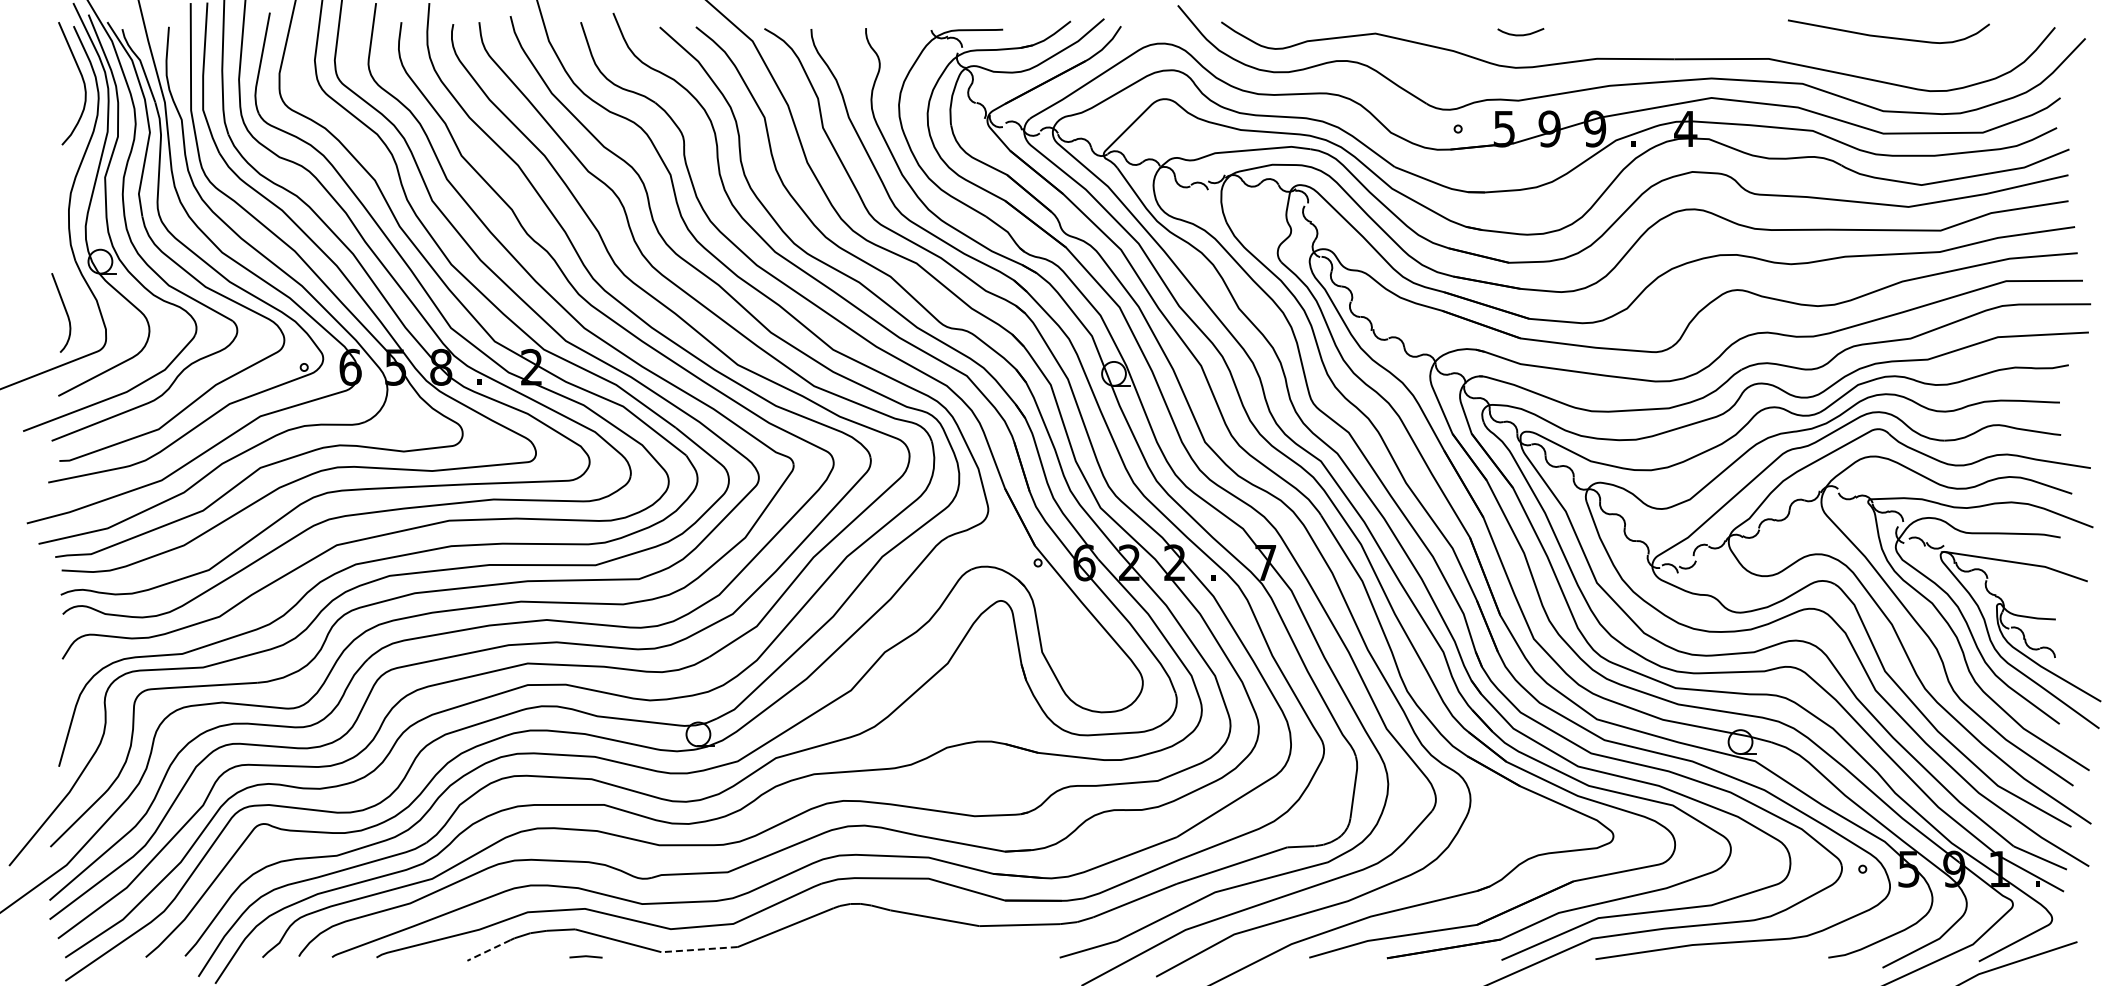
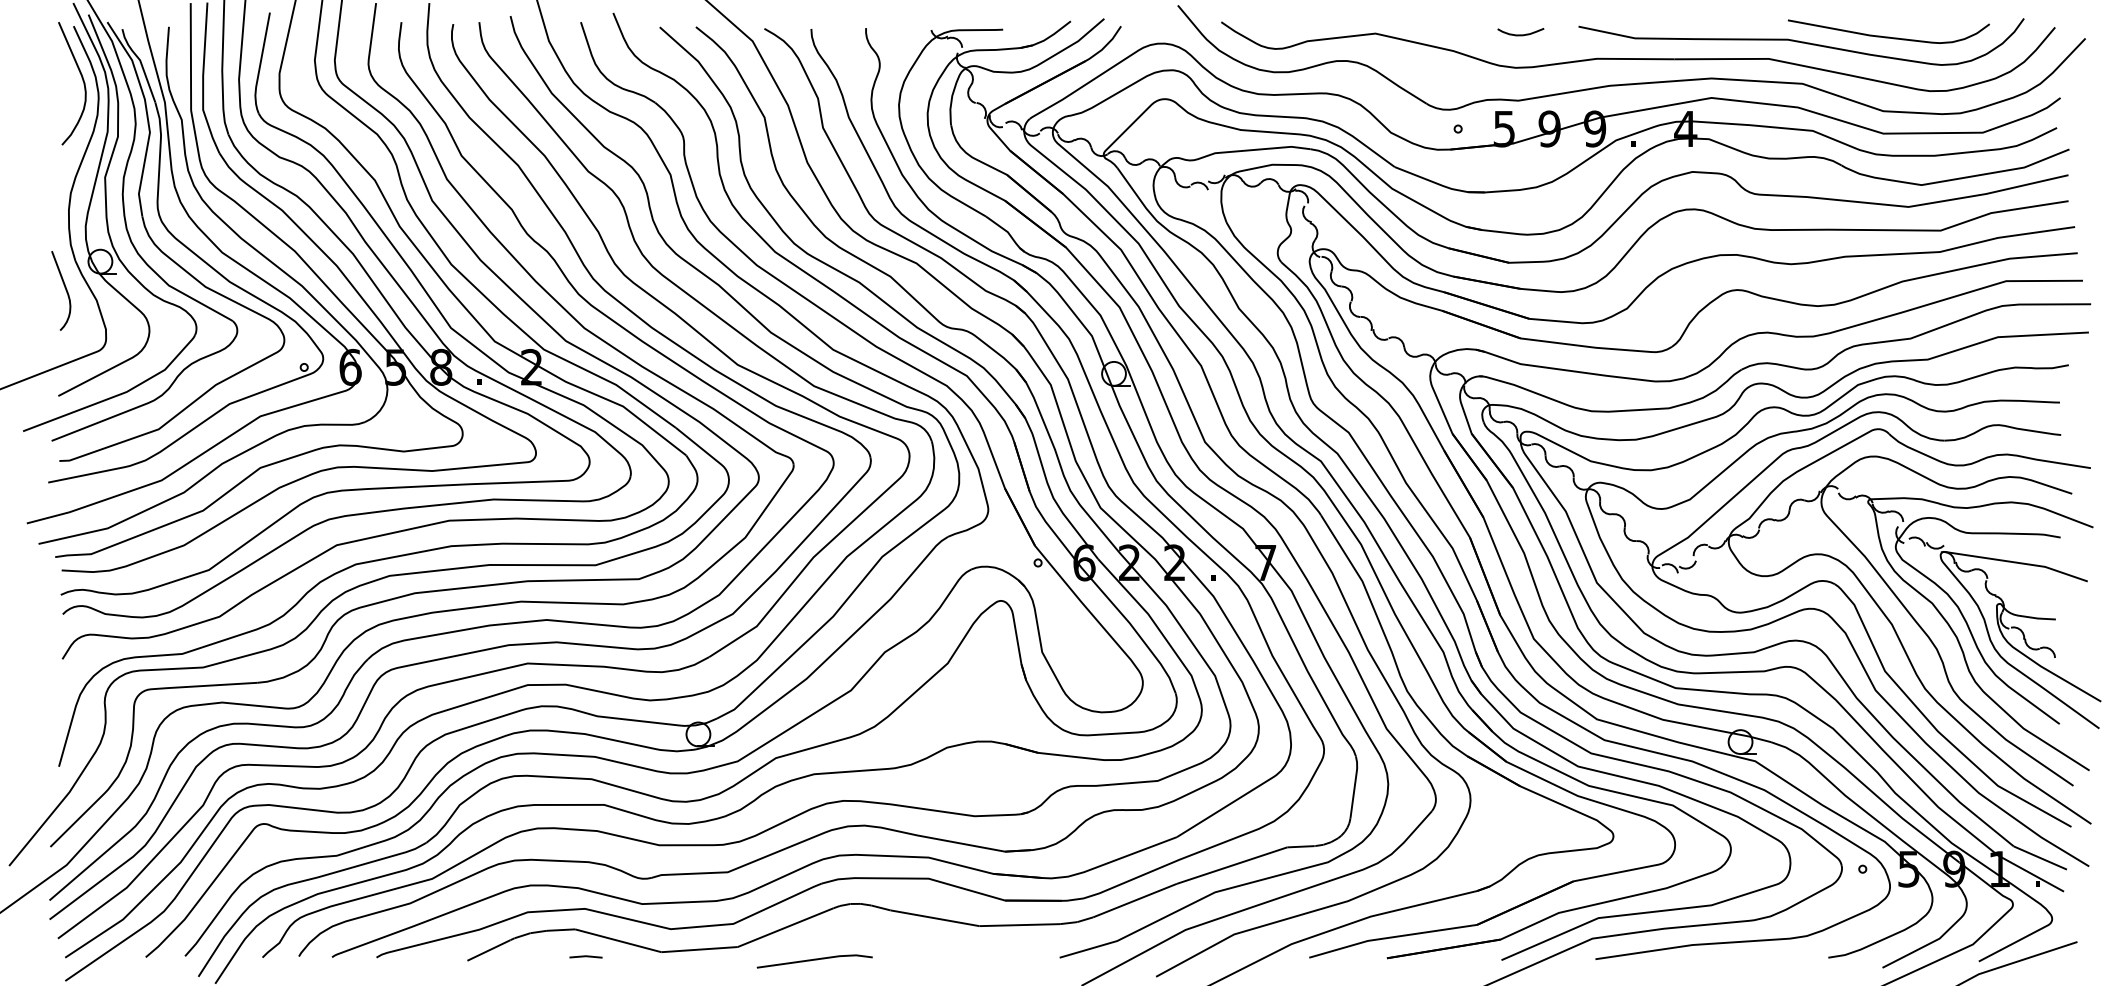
curve: none -> present (1801, 41)
curve position: (65, 312) -> (65, 290) (65, 290)
line: dashed -> solid (699, 949)
line: dashed -> solid (488, 950)
line: none -> present (814, 960)
